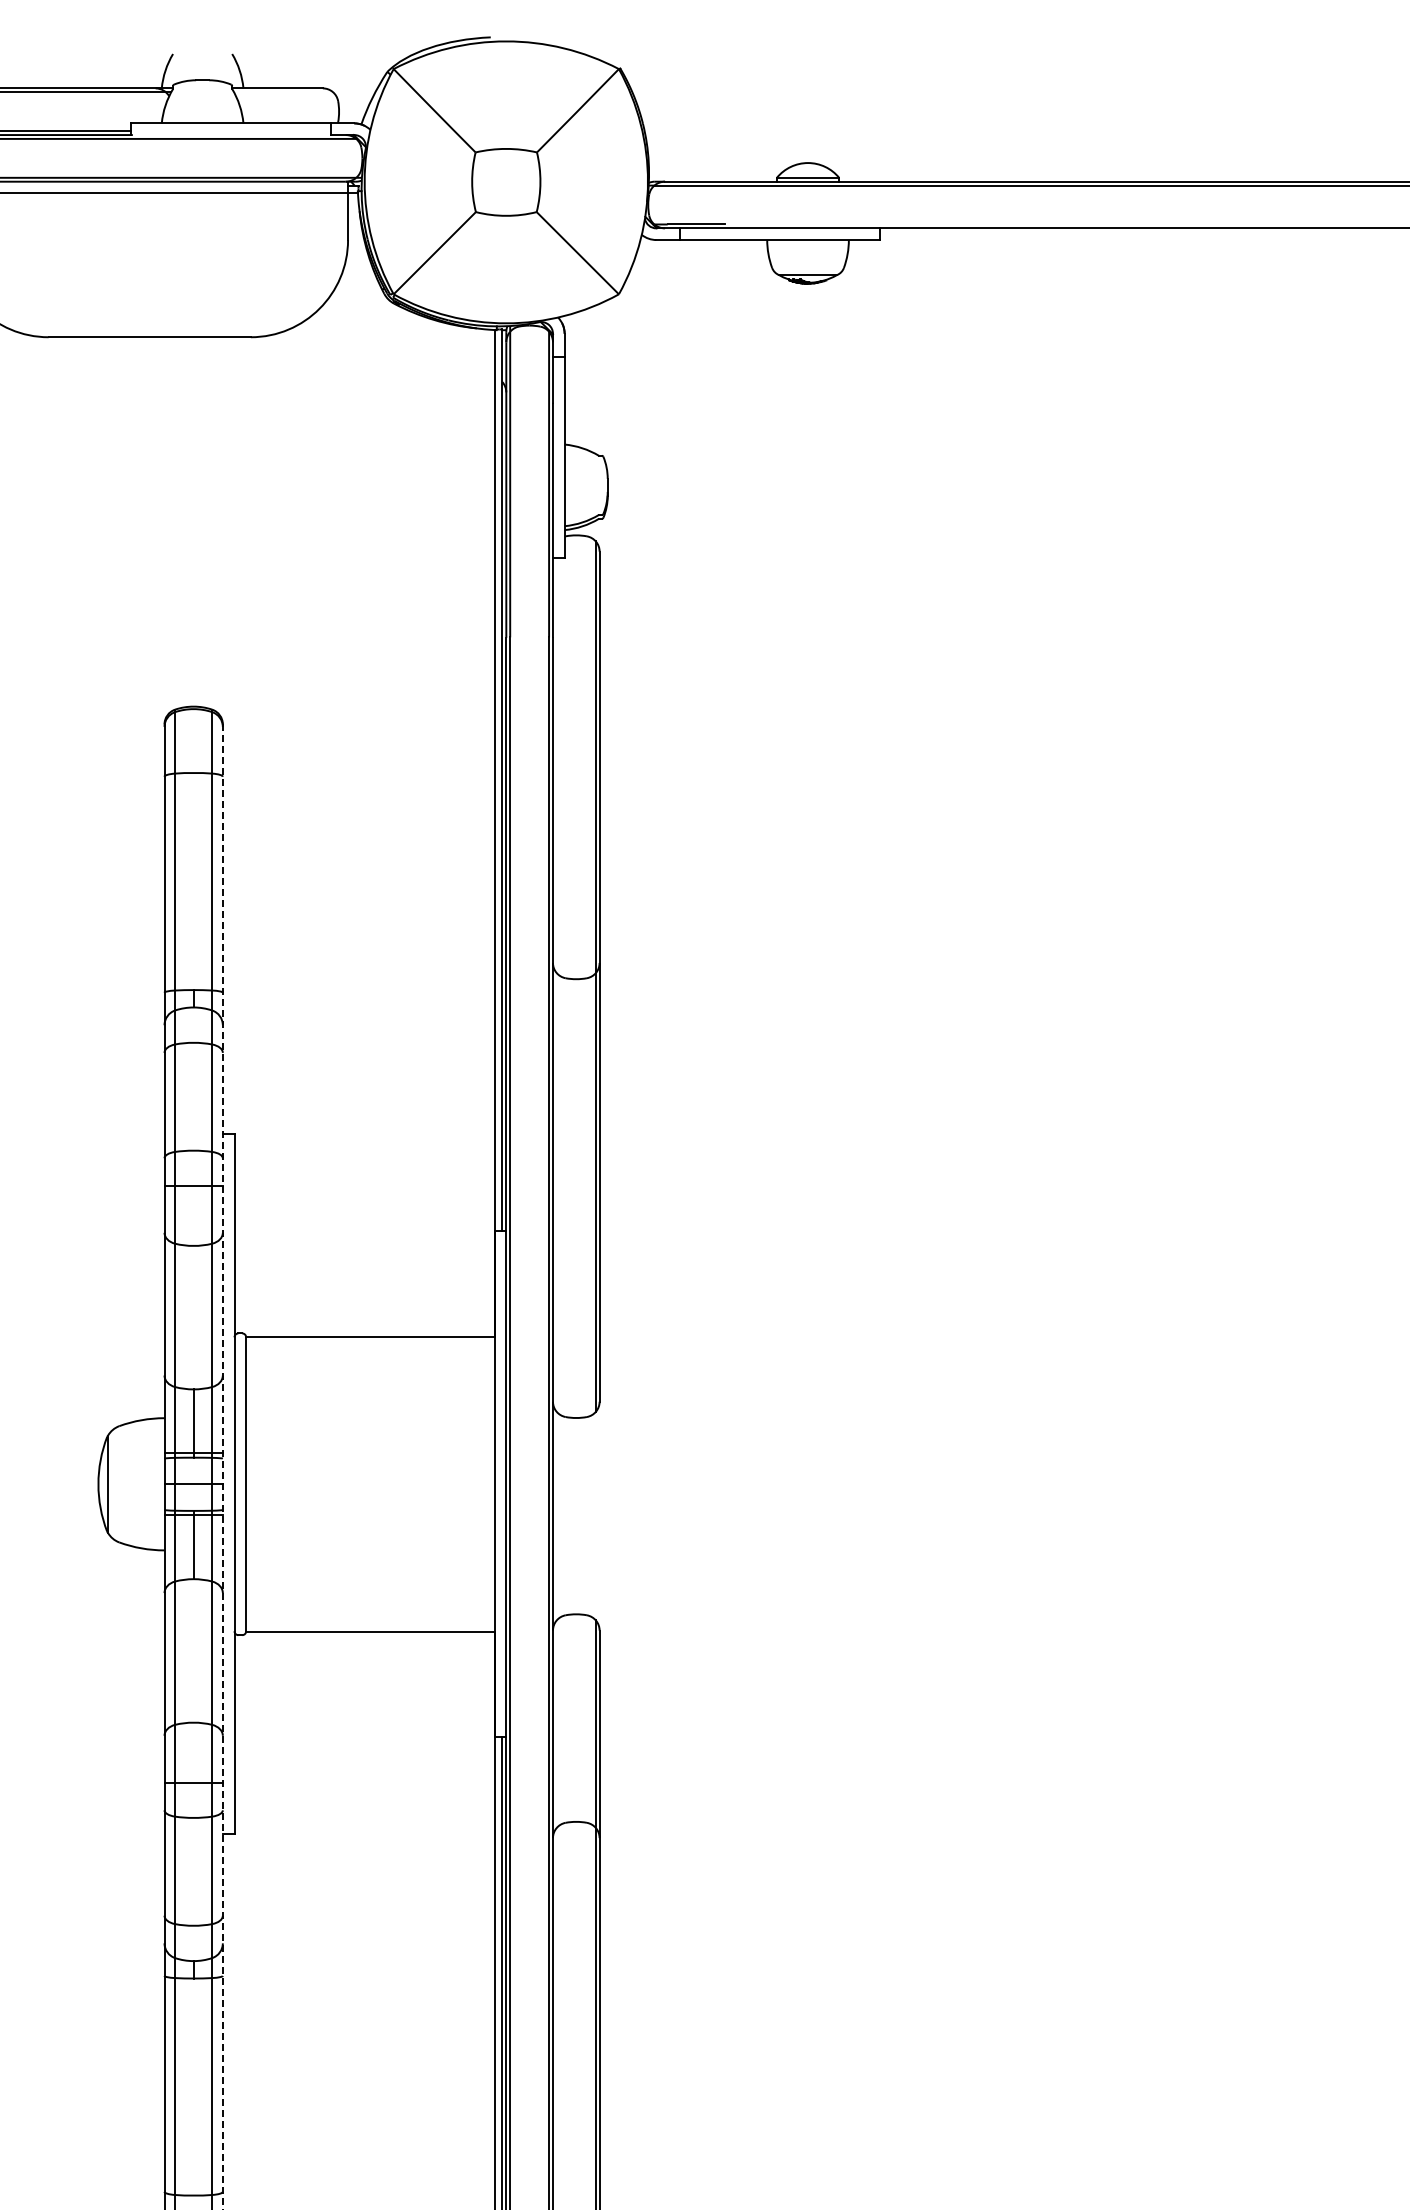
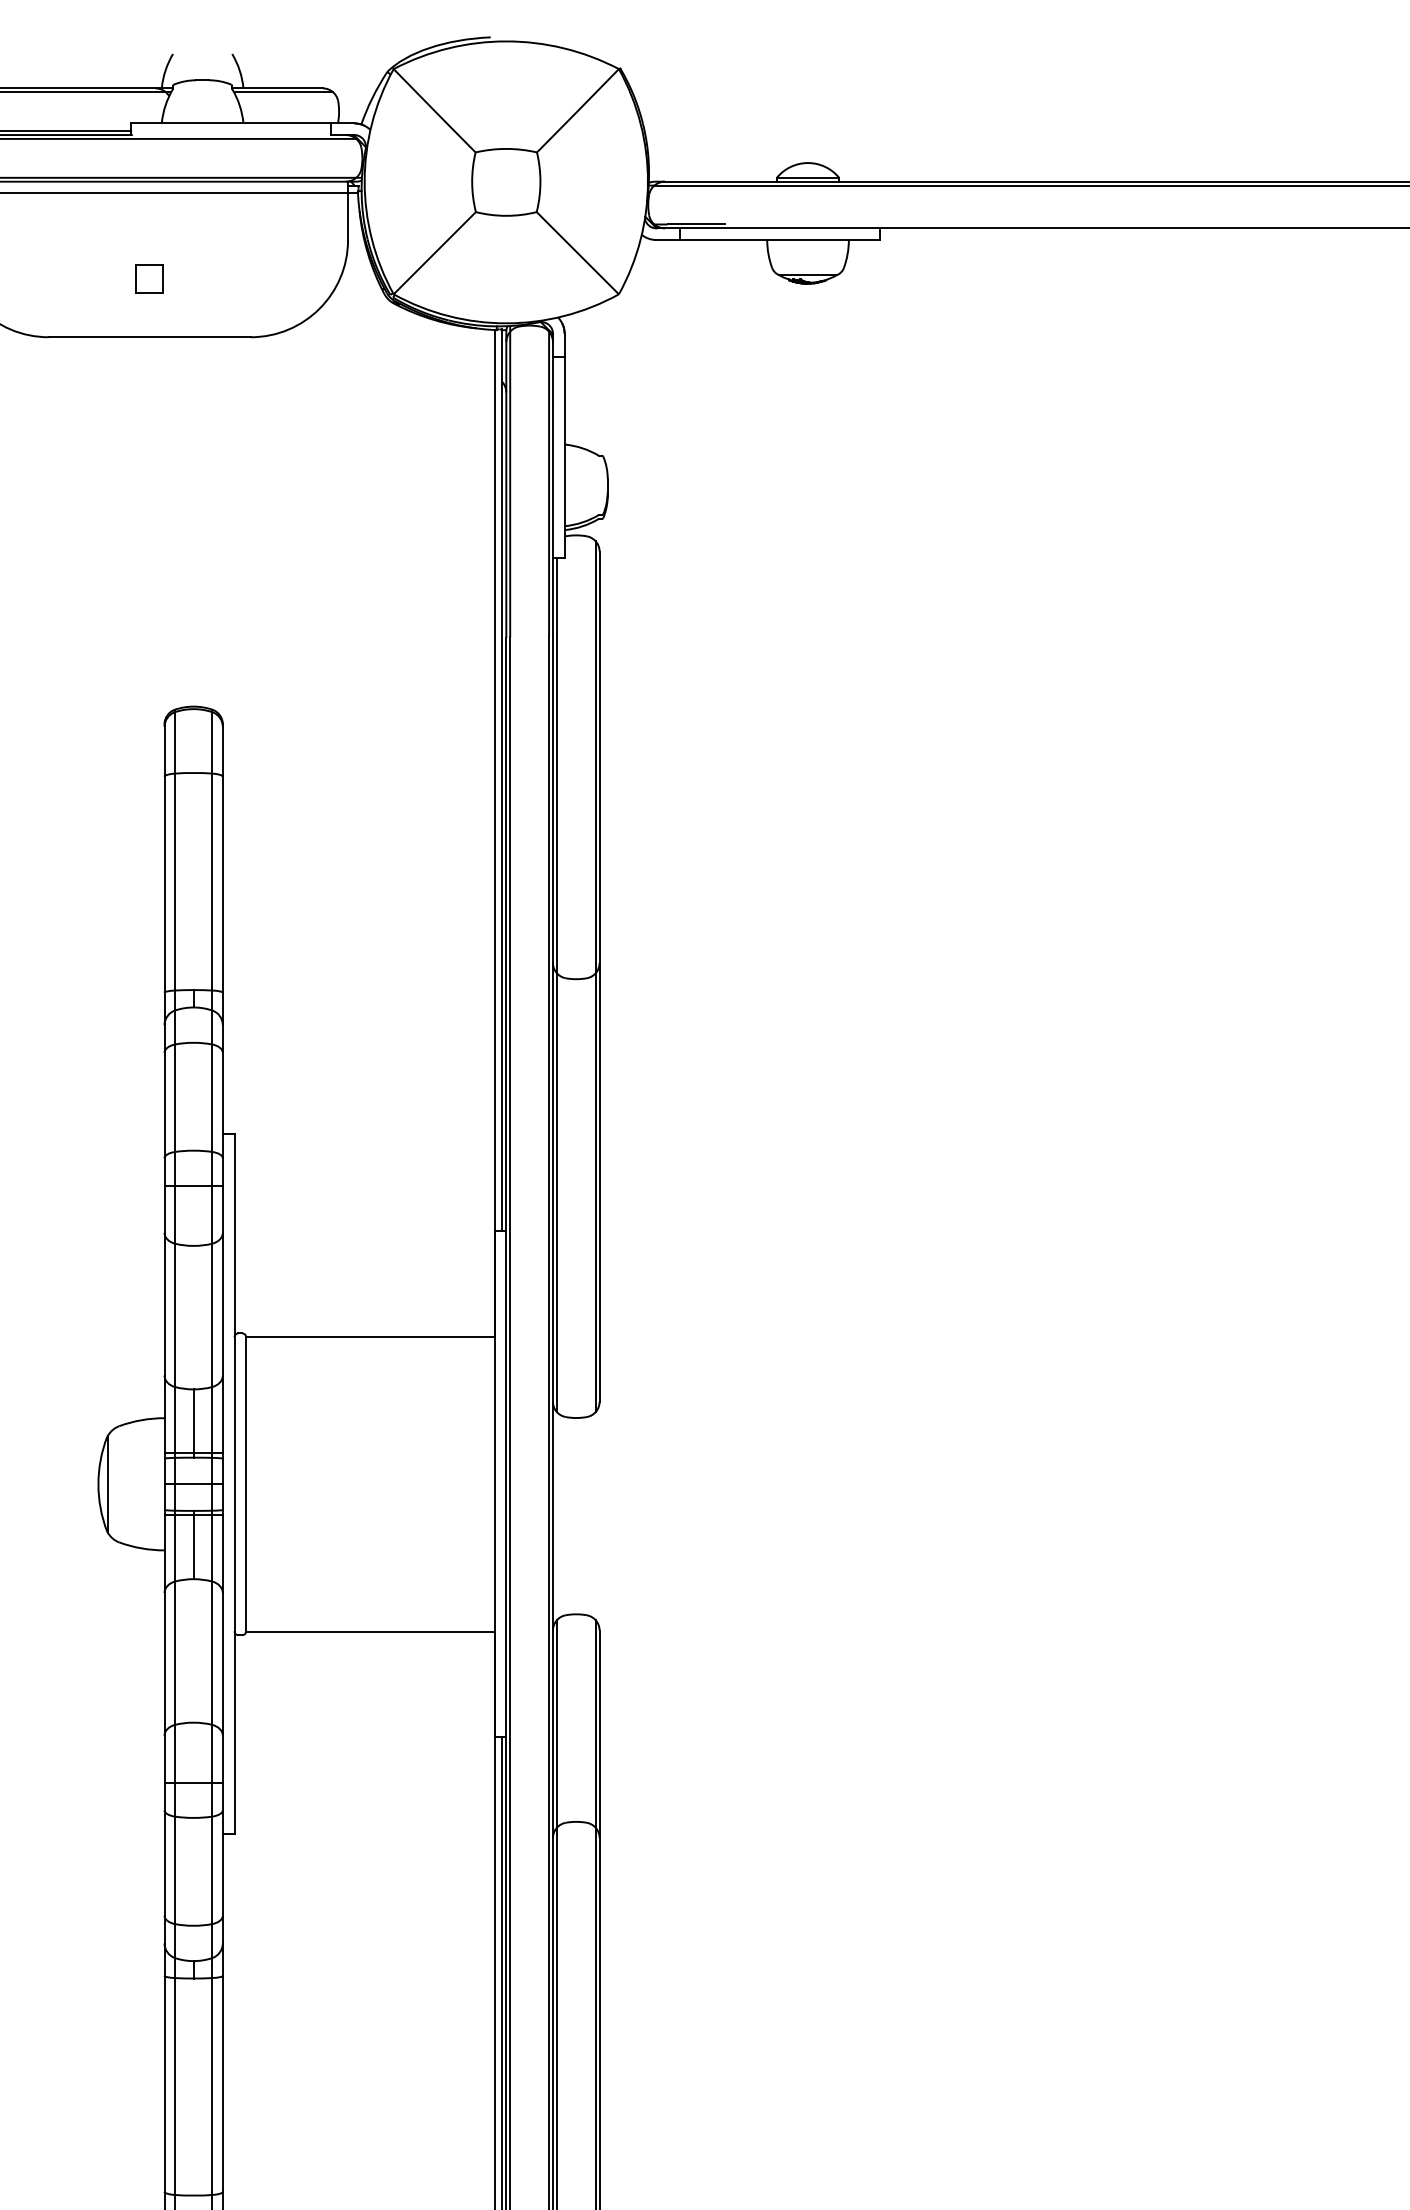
line: none -> present (283, 92)
part: none -> present (149, 278)
line: none -> present (556, 984)
line: dashed -> solid (222, 1467)
line: none -> present (556, 1913)
